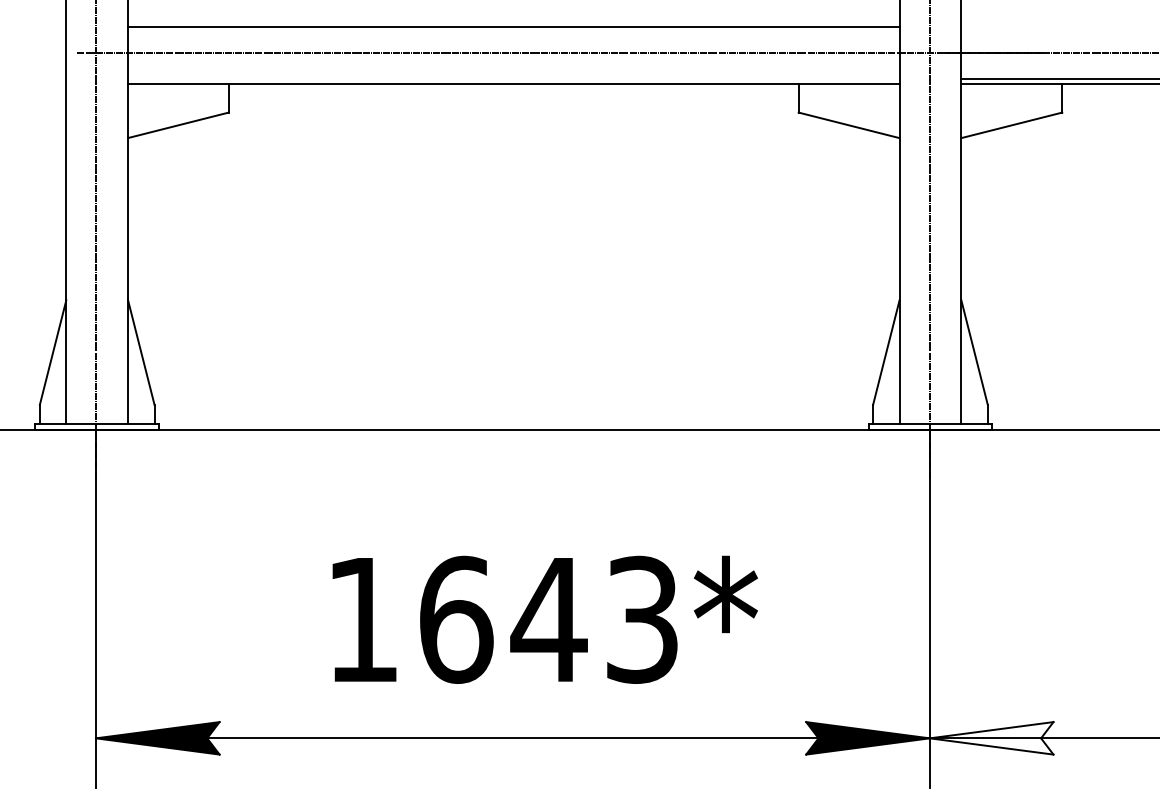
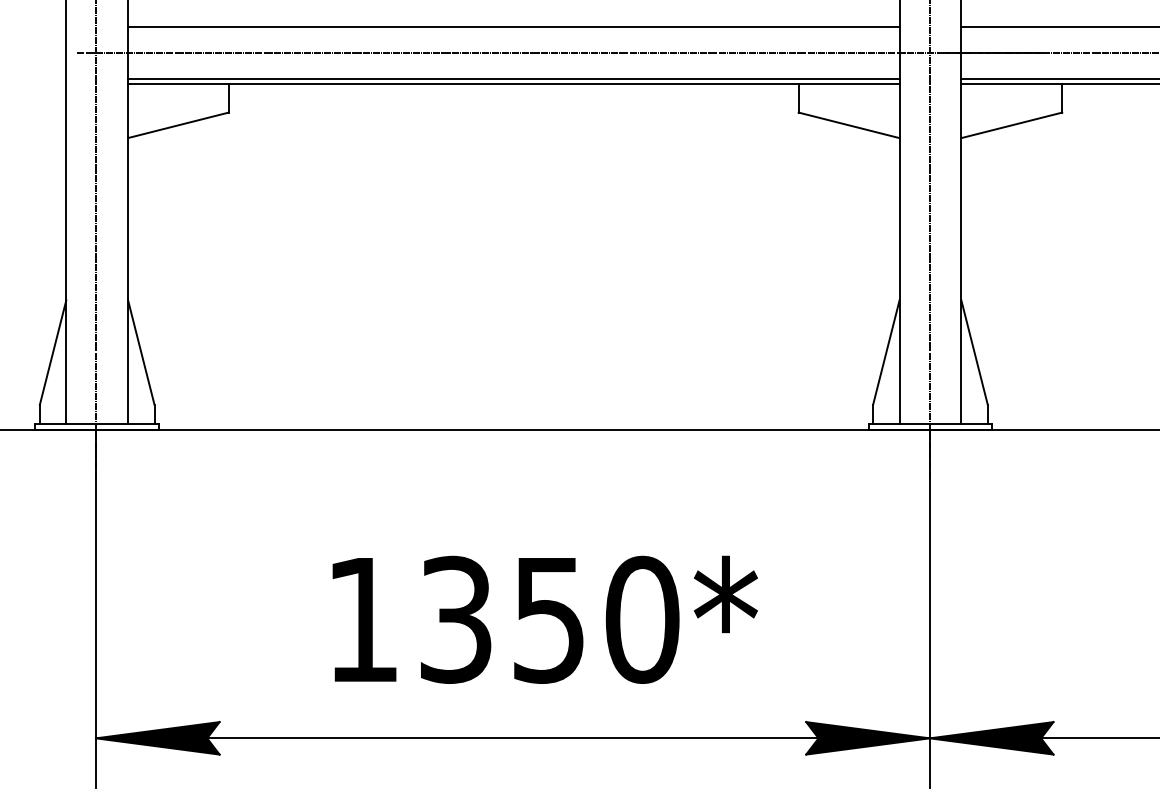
line: none -> present (1058, 26)
line: none -> present (513, 78)
text: 1643* -> 1350* (549, 619)
fill: none -> present (991, 738)
